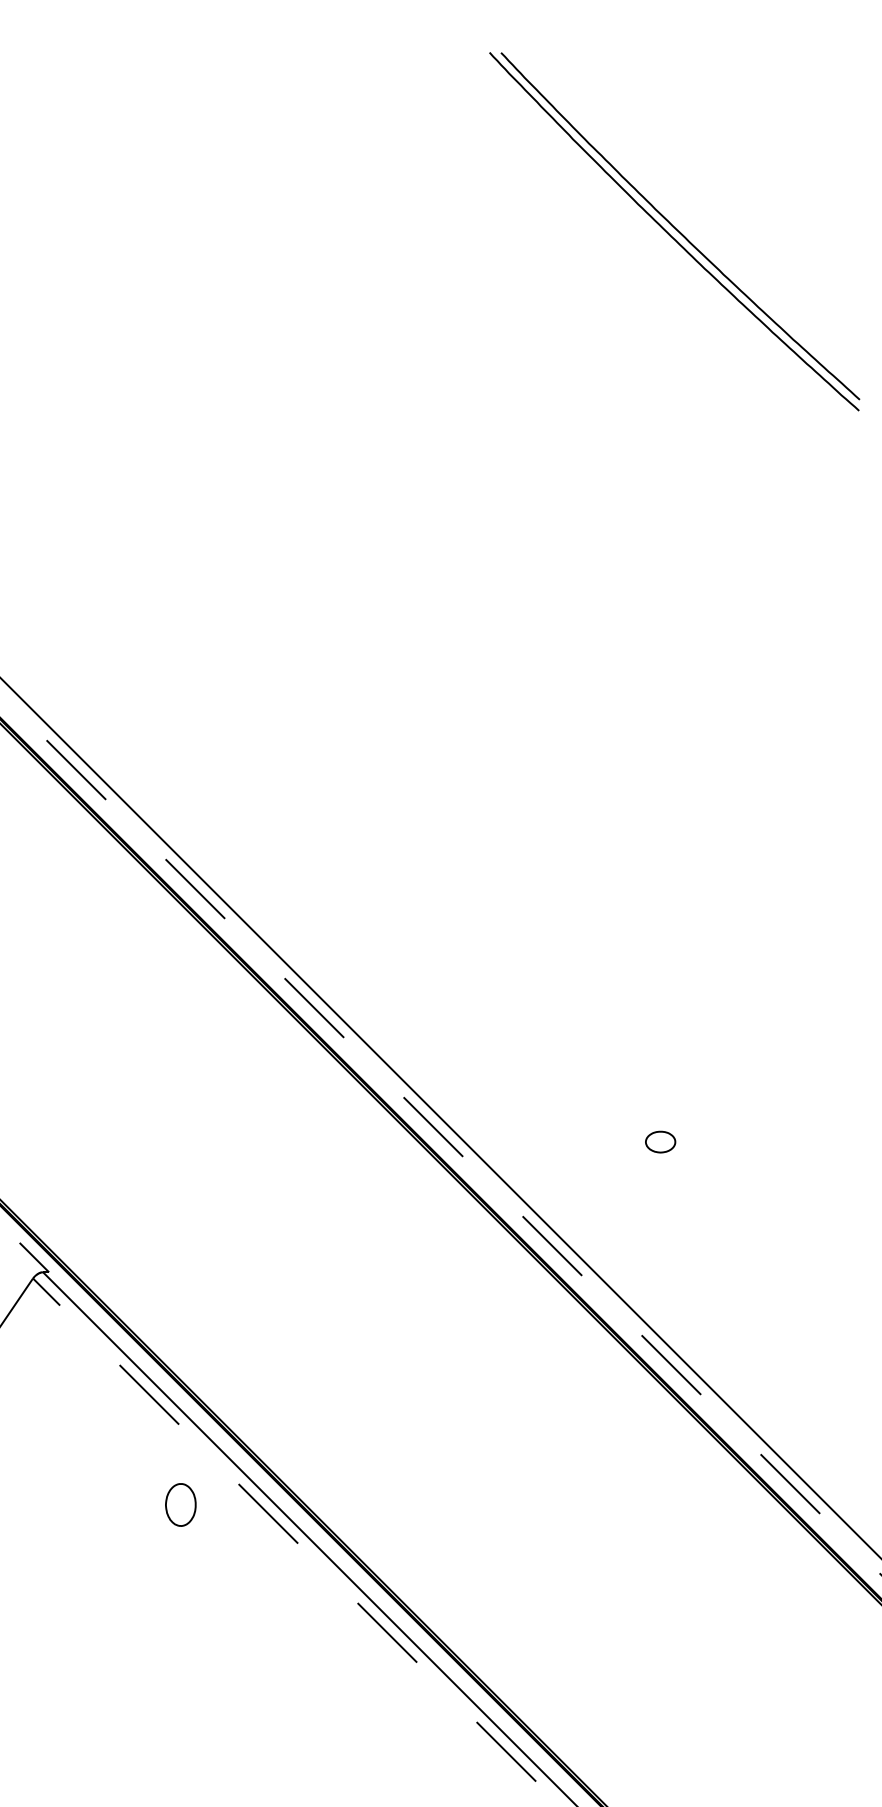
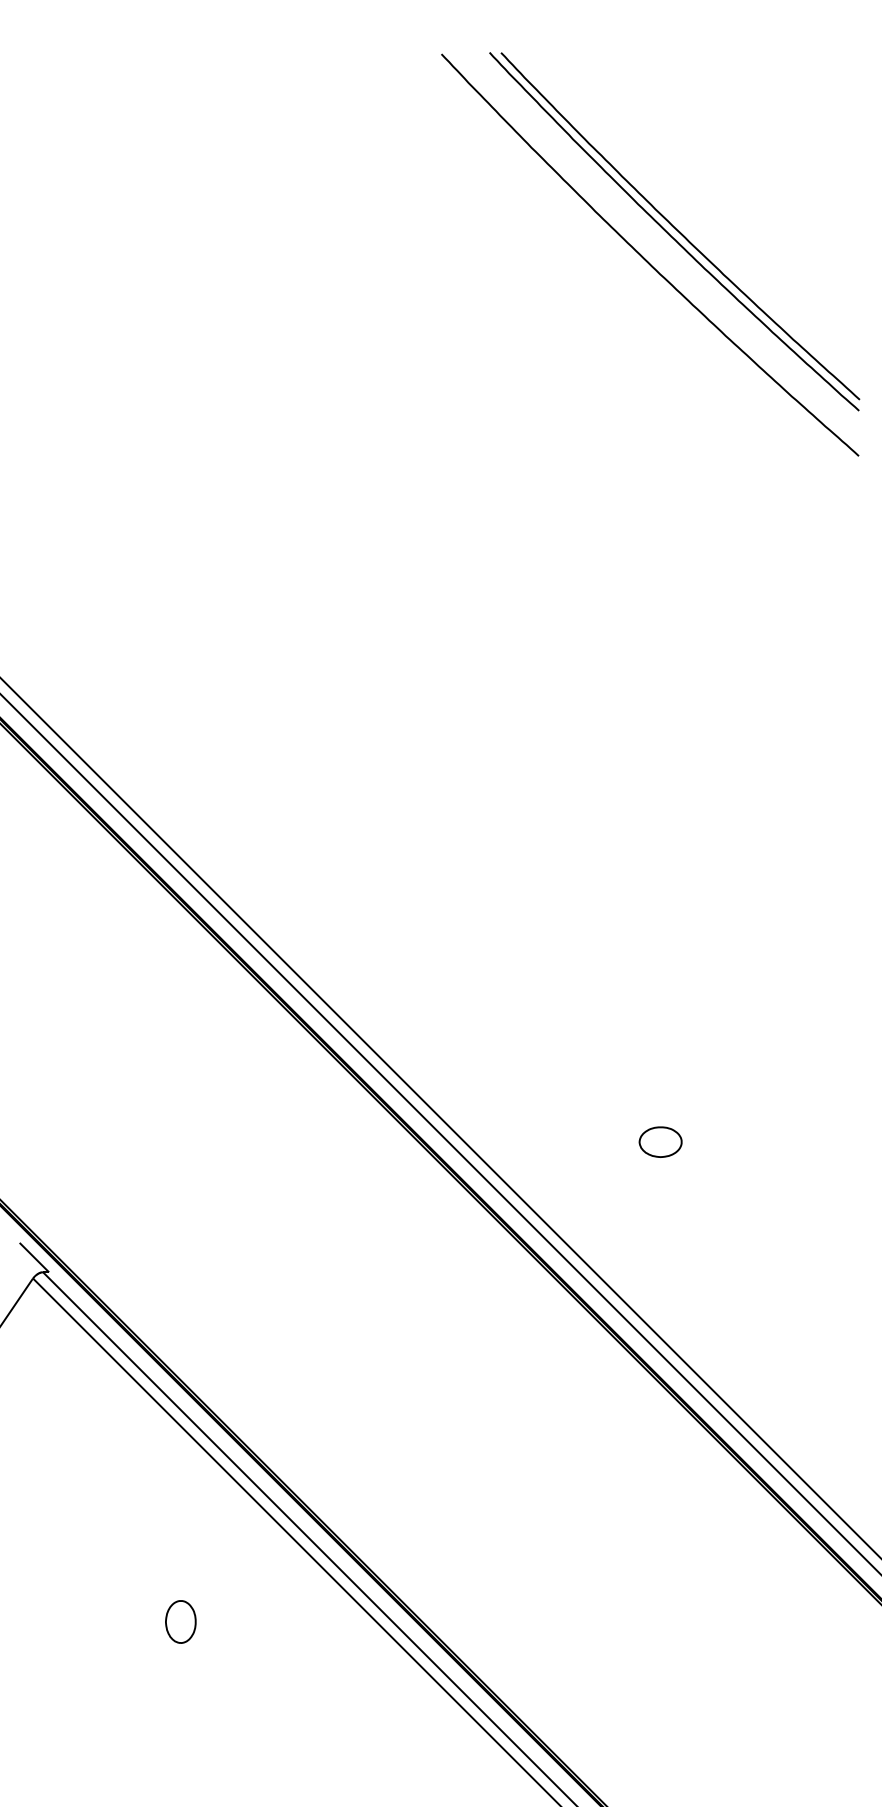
curve: none -> present (645, 258)
line: dashed -> solid (440, 1134)
part size: 32x24 px -> 45x32 px (660, 1141)
part position: (180, 1504) -> (180, 1621) (180, 1621)
line: dashed -> solid (296, 1542)
